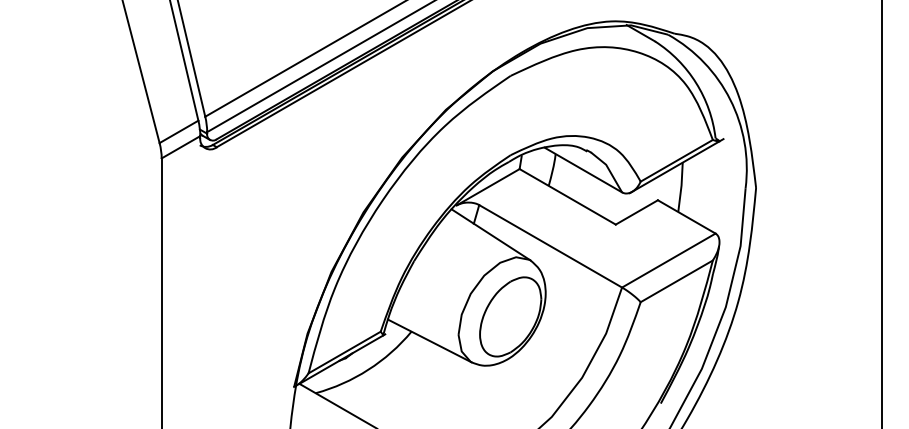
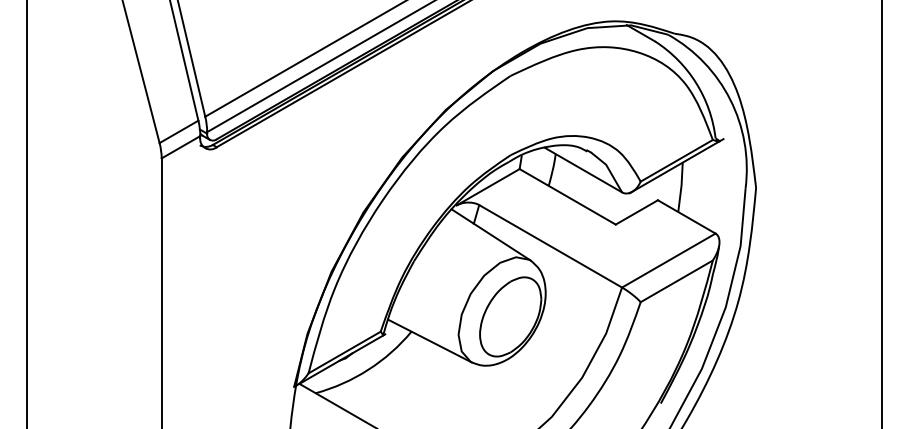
line: none -> present (27, 213)
